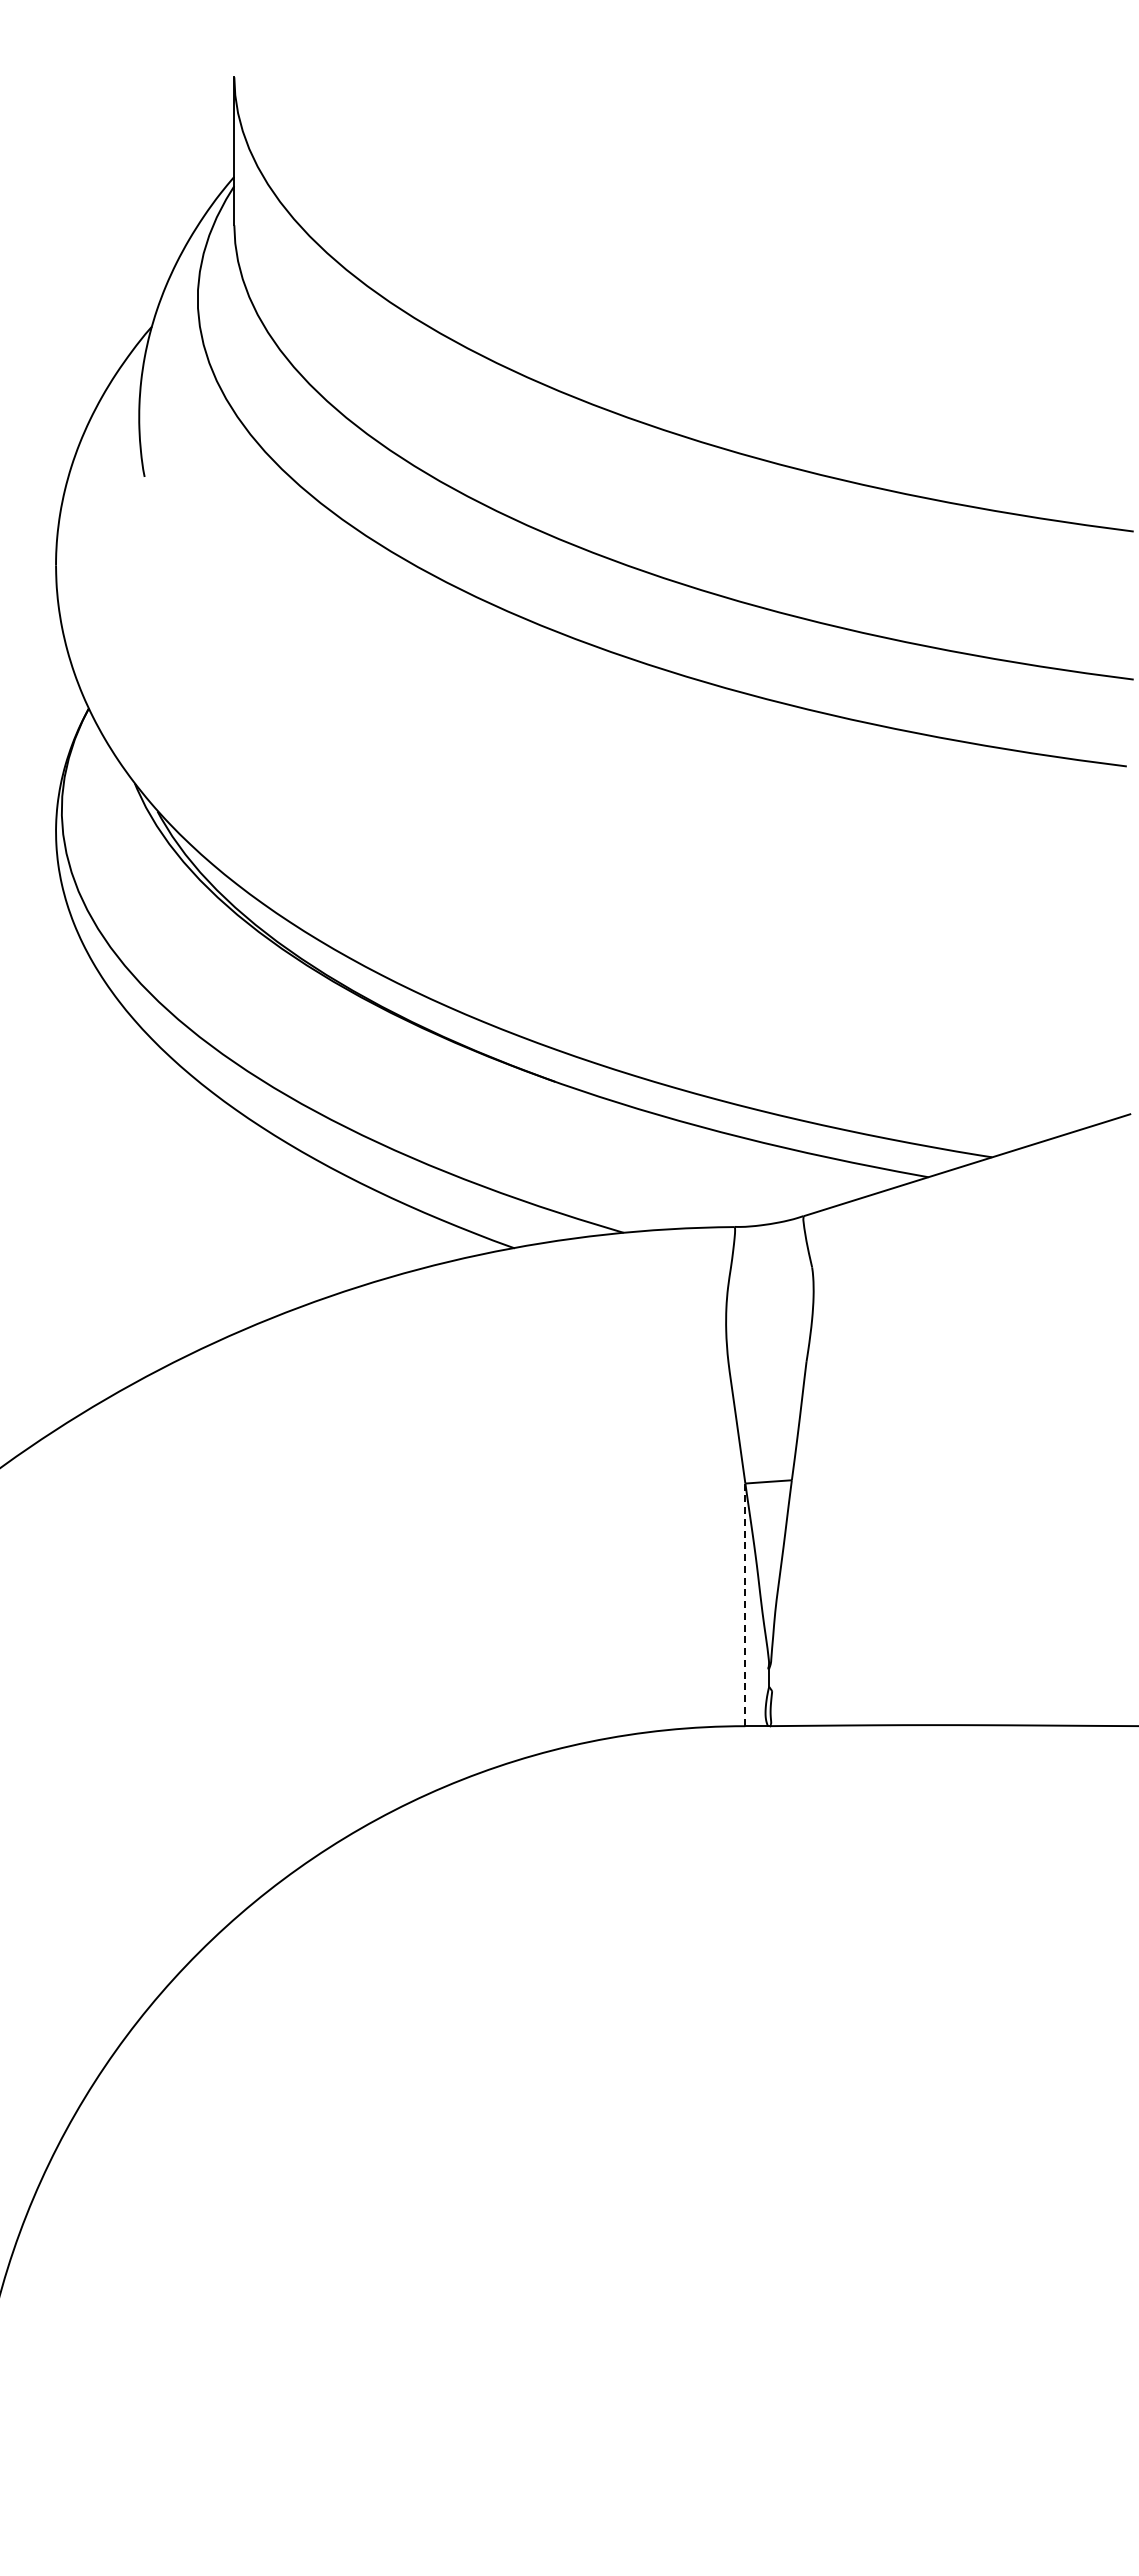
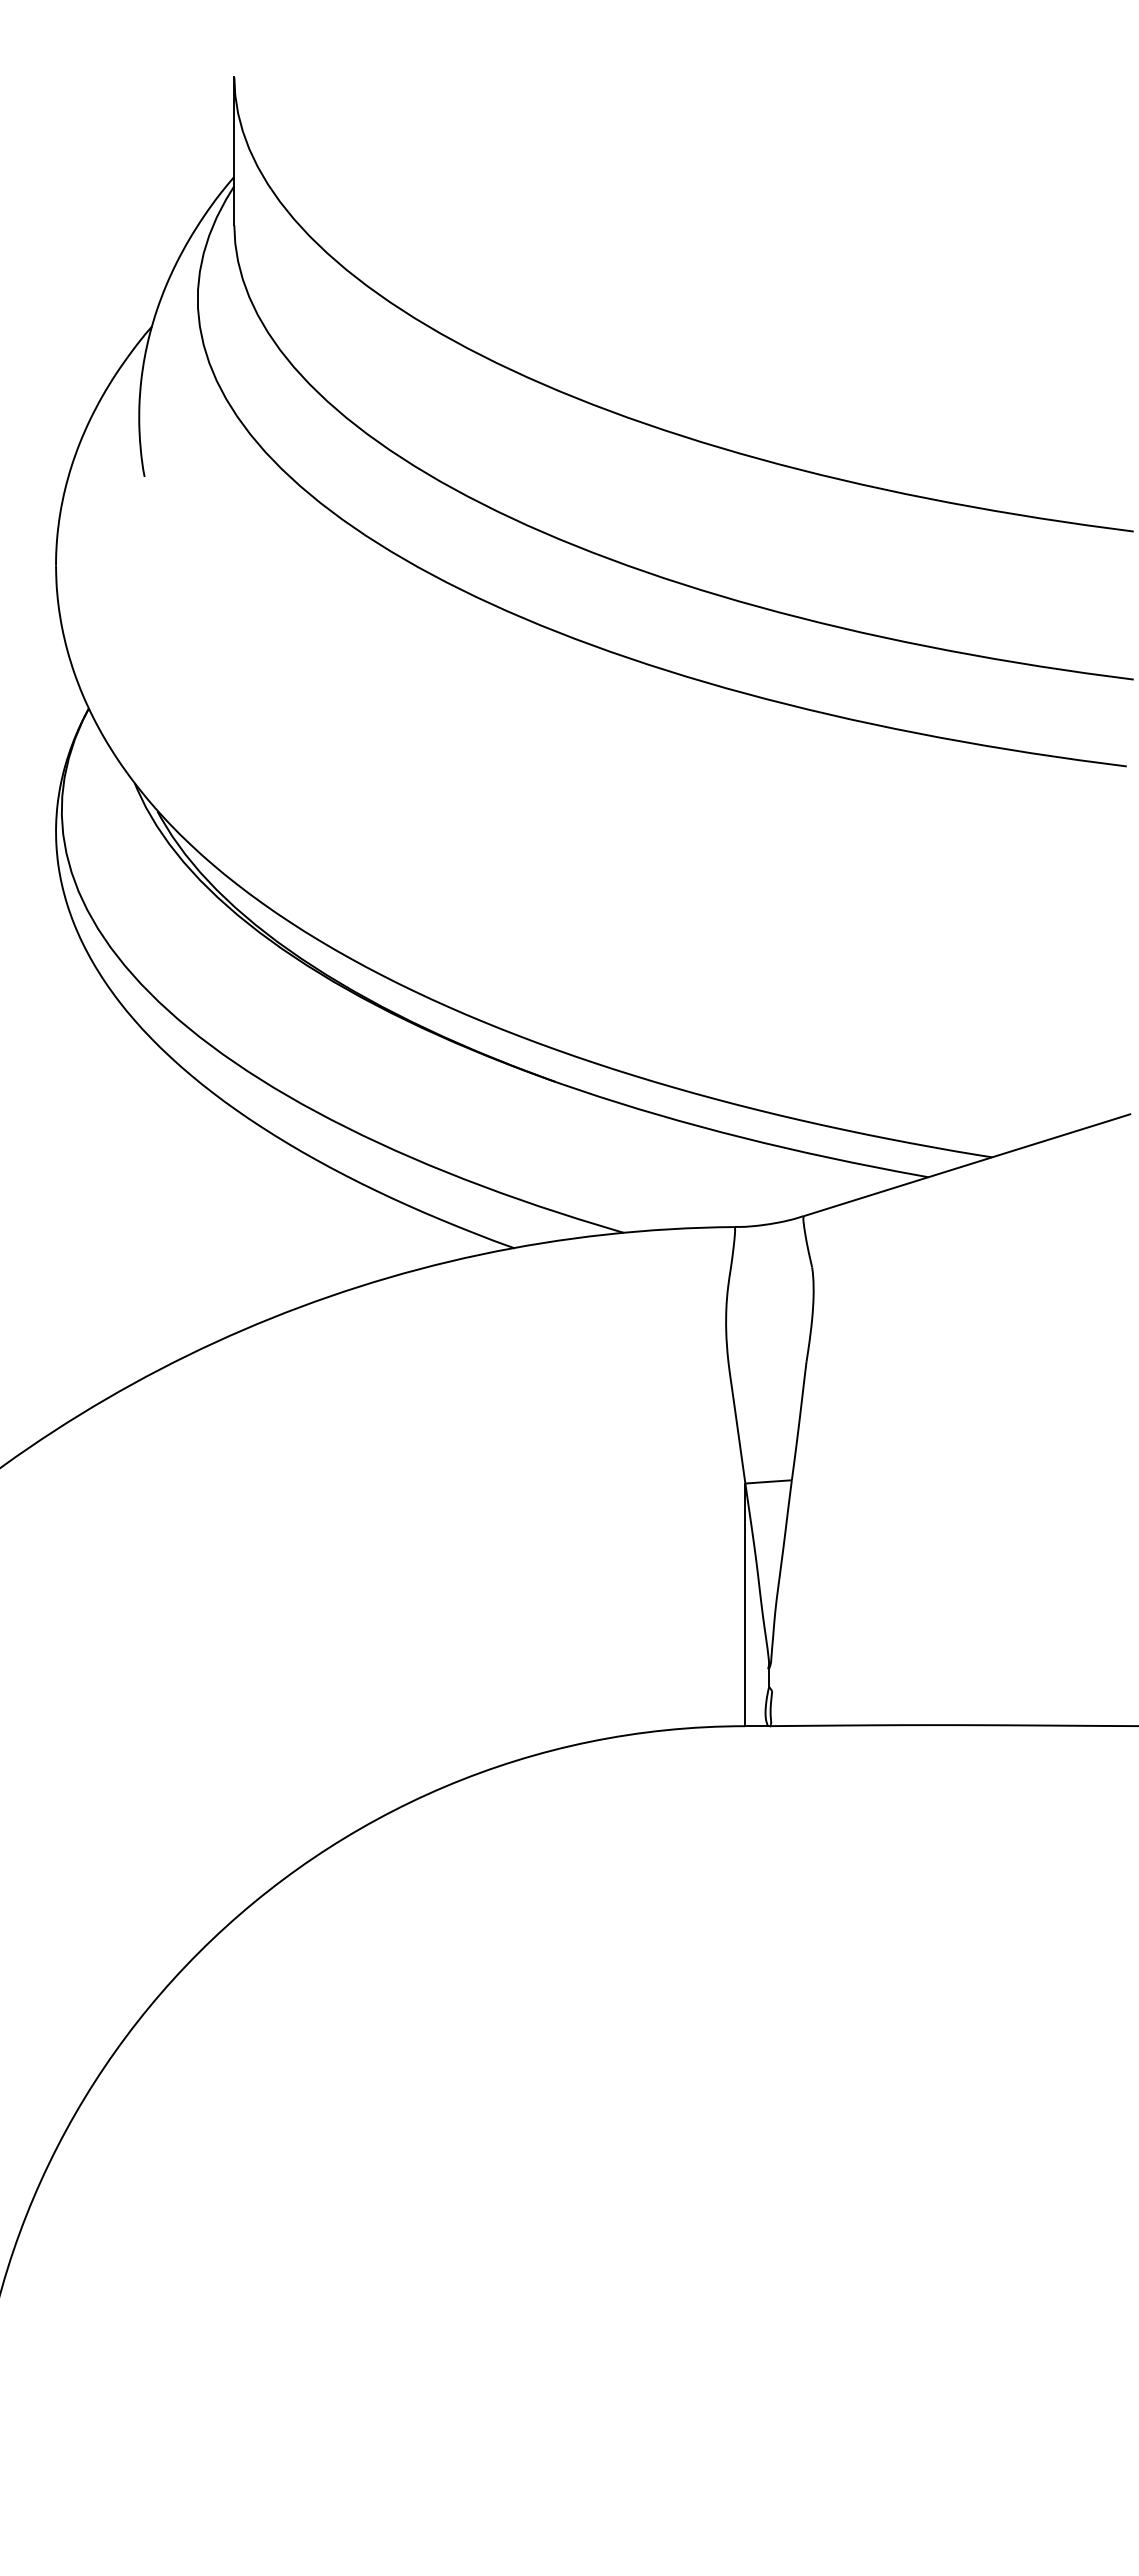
line: dashed -> solid (745, 1605)
